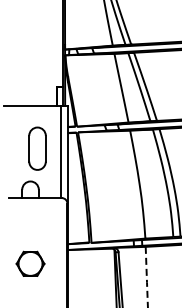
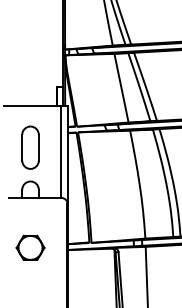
part position: (37, 148) -> (30, 147) (30, 147)
part position: (30, 263) -> (30, 247) (30, 247)
line: dashed -> solid (146, 277)
